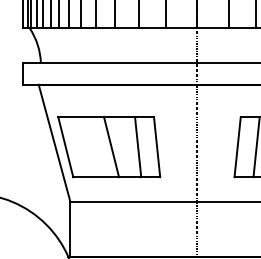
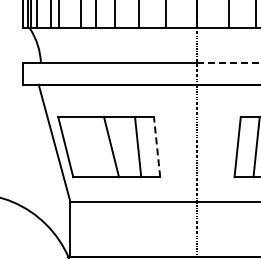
line: present -> none (42, 15)
line: present -> none (68, 15)
line: solid -> dashed (229, 63)
line: solid -> dashed (157, 146)
